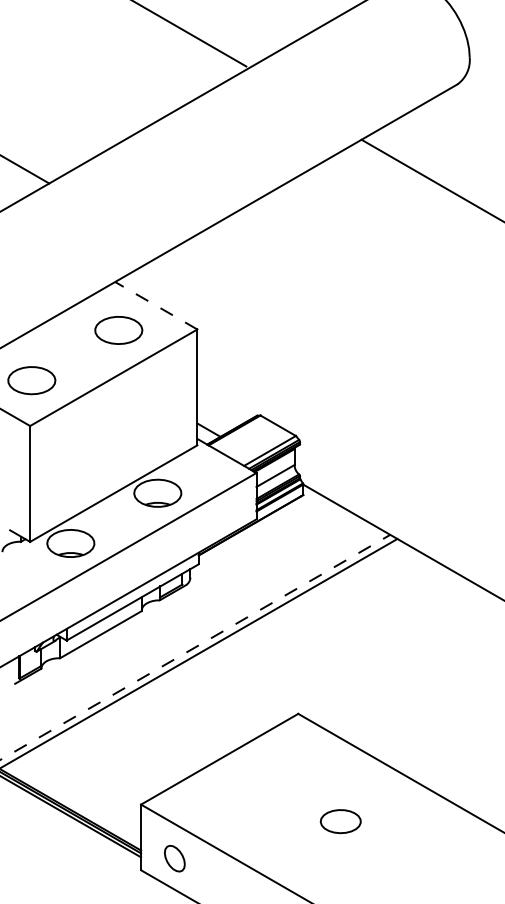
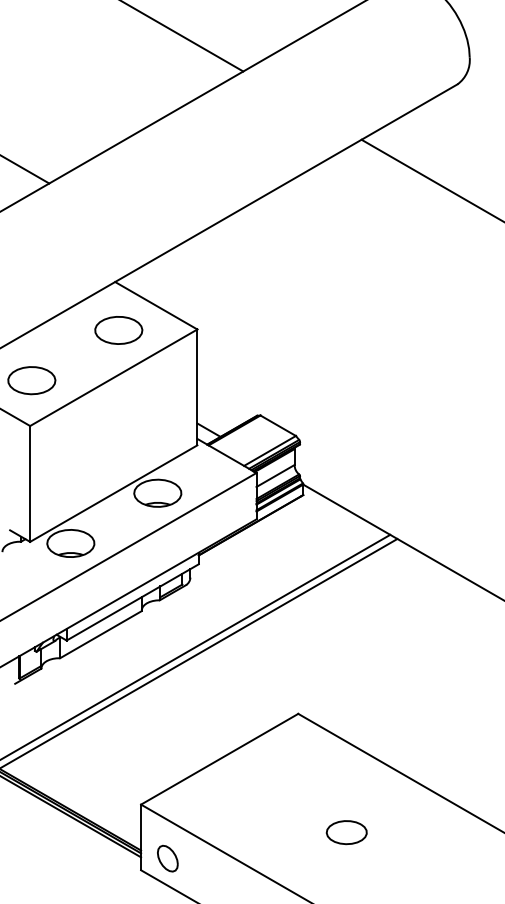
line position: (190, 34) -> (183, 36) (183, 36)
line: dashed -> solid (155, 305)
line: dashed -> solid (195, 647)
part position: (340, 821) -> (346, 832) (346, 832)
part position: (174, 858) -> (167, 858) (167, 858)
